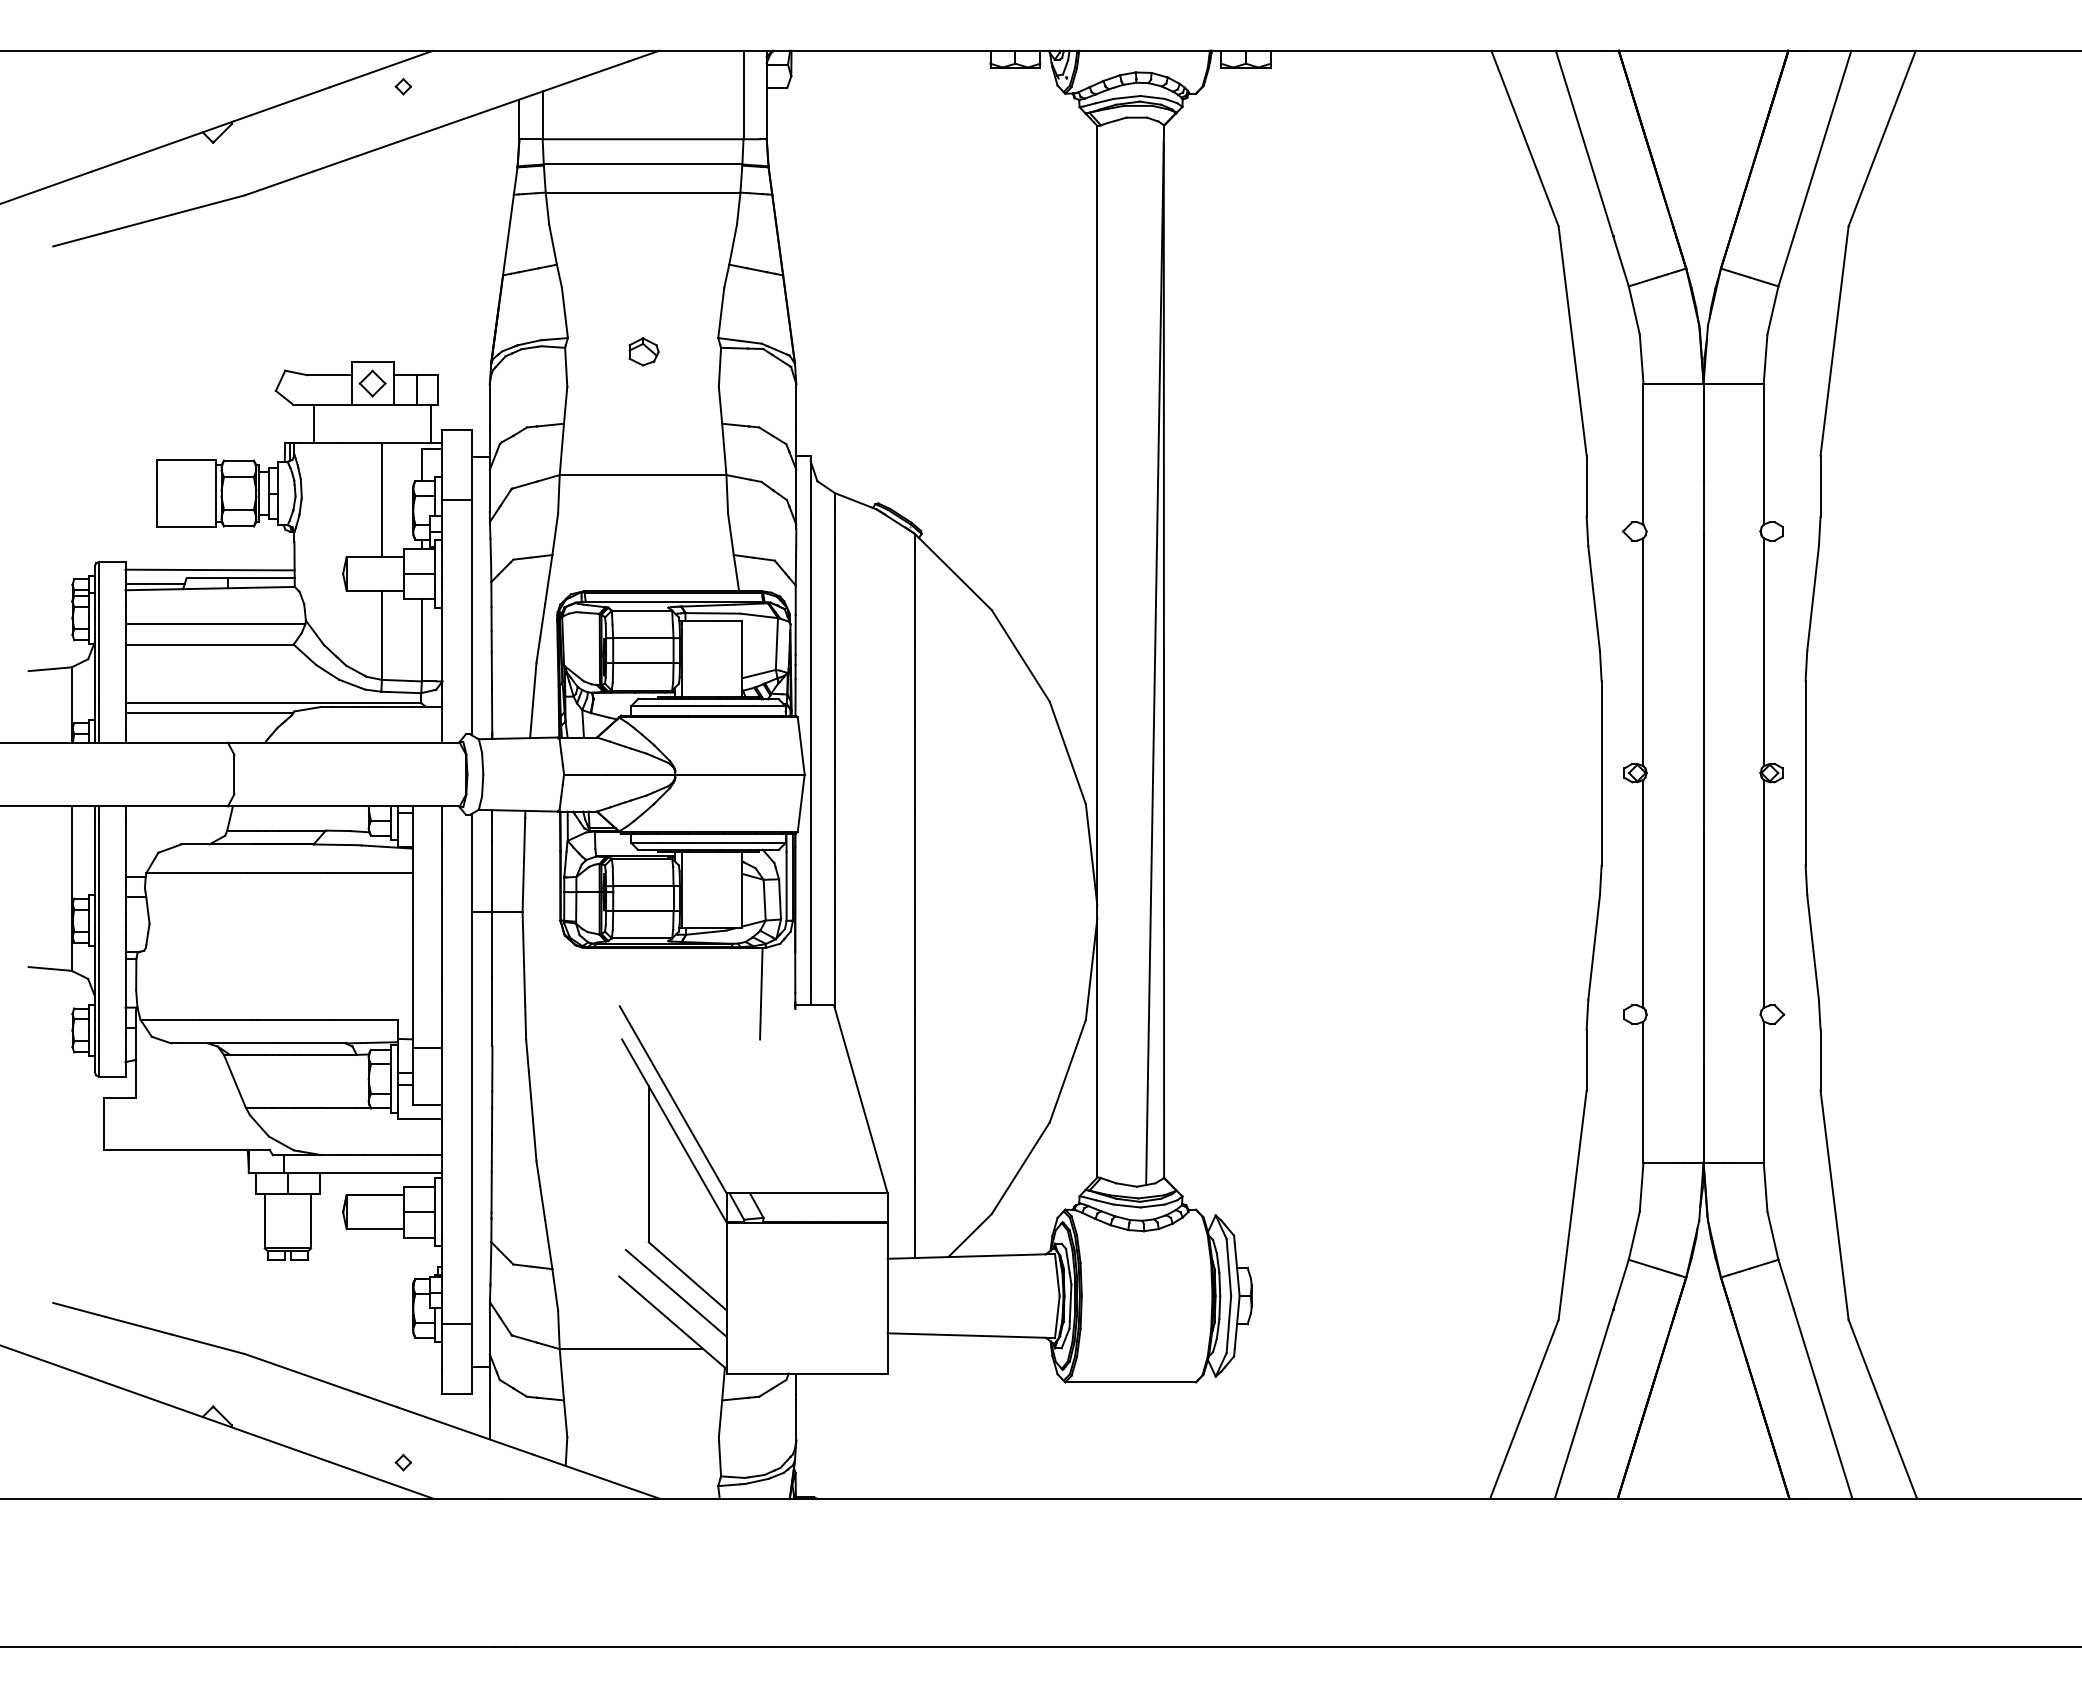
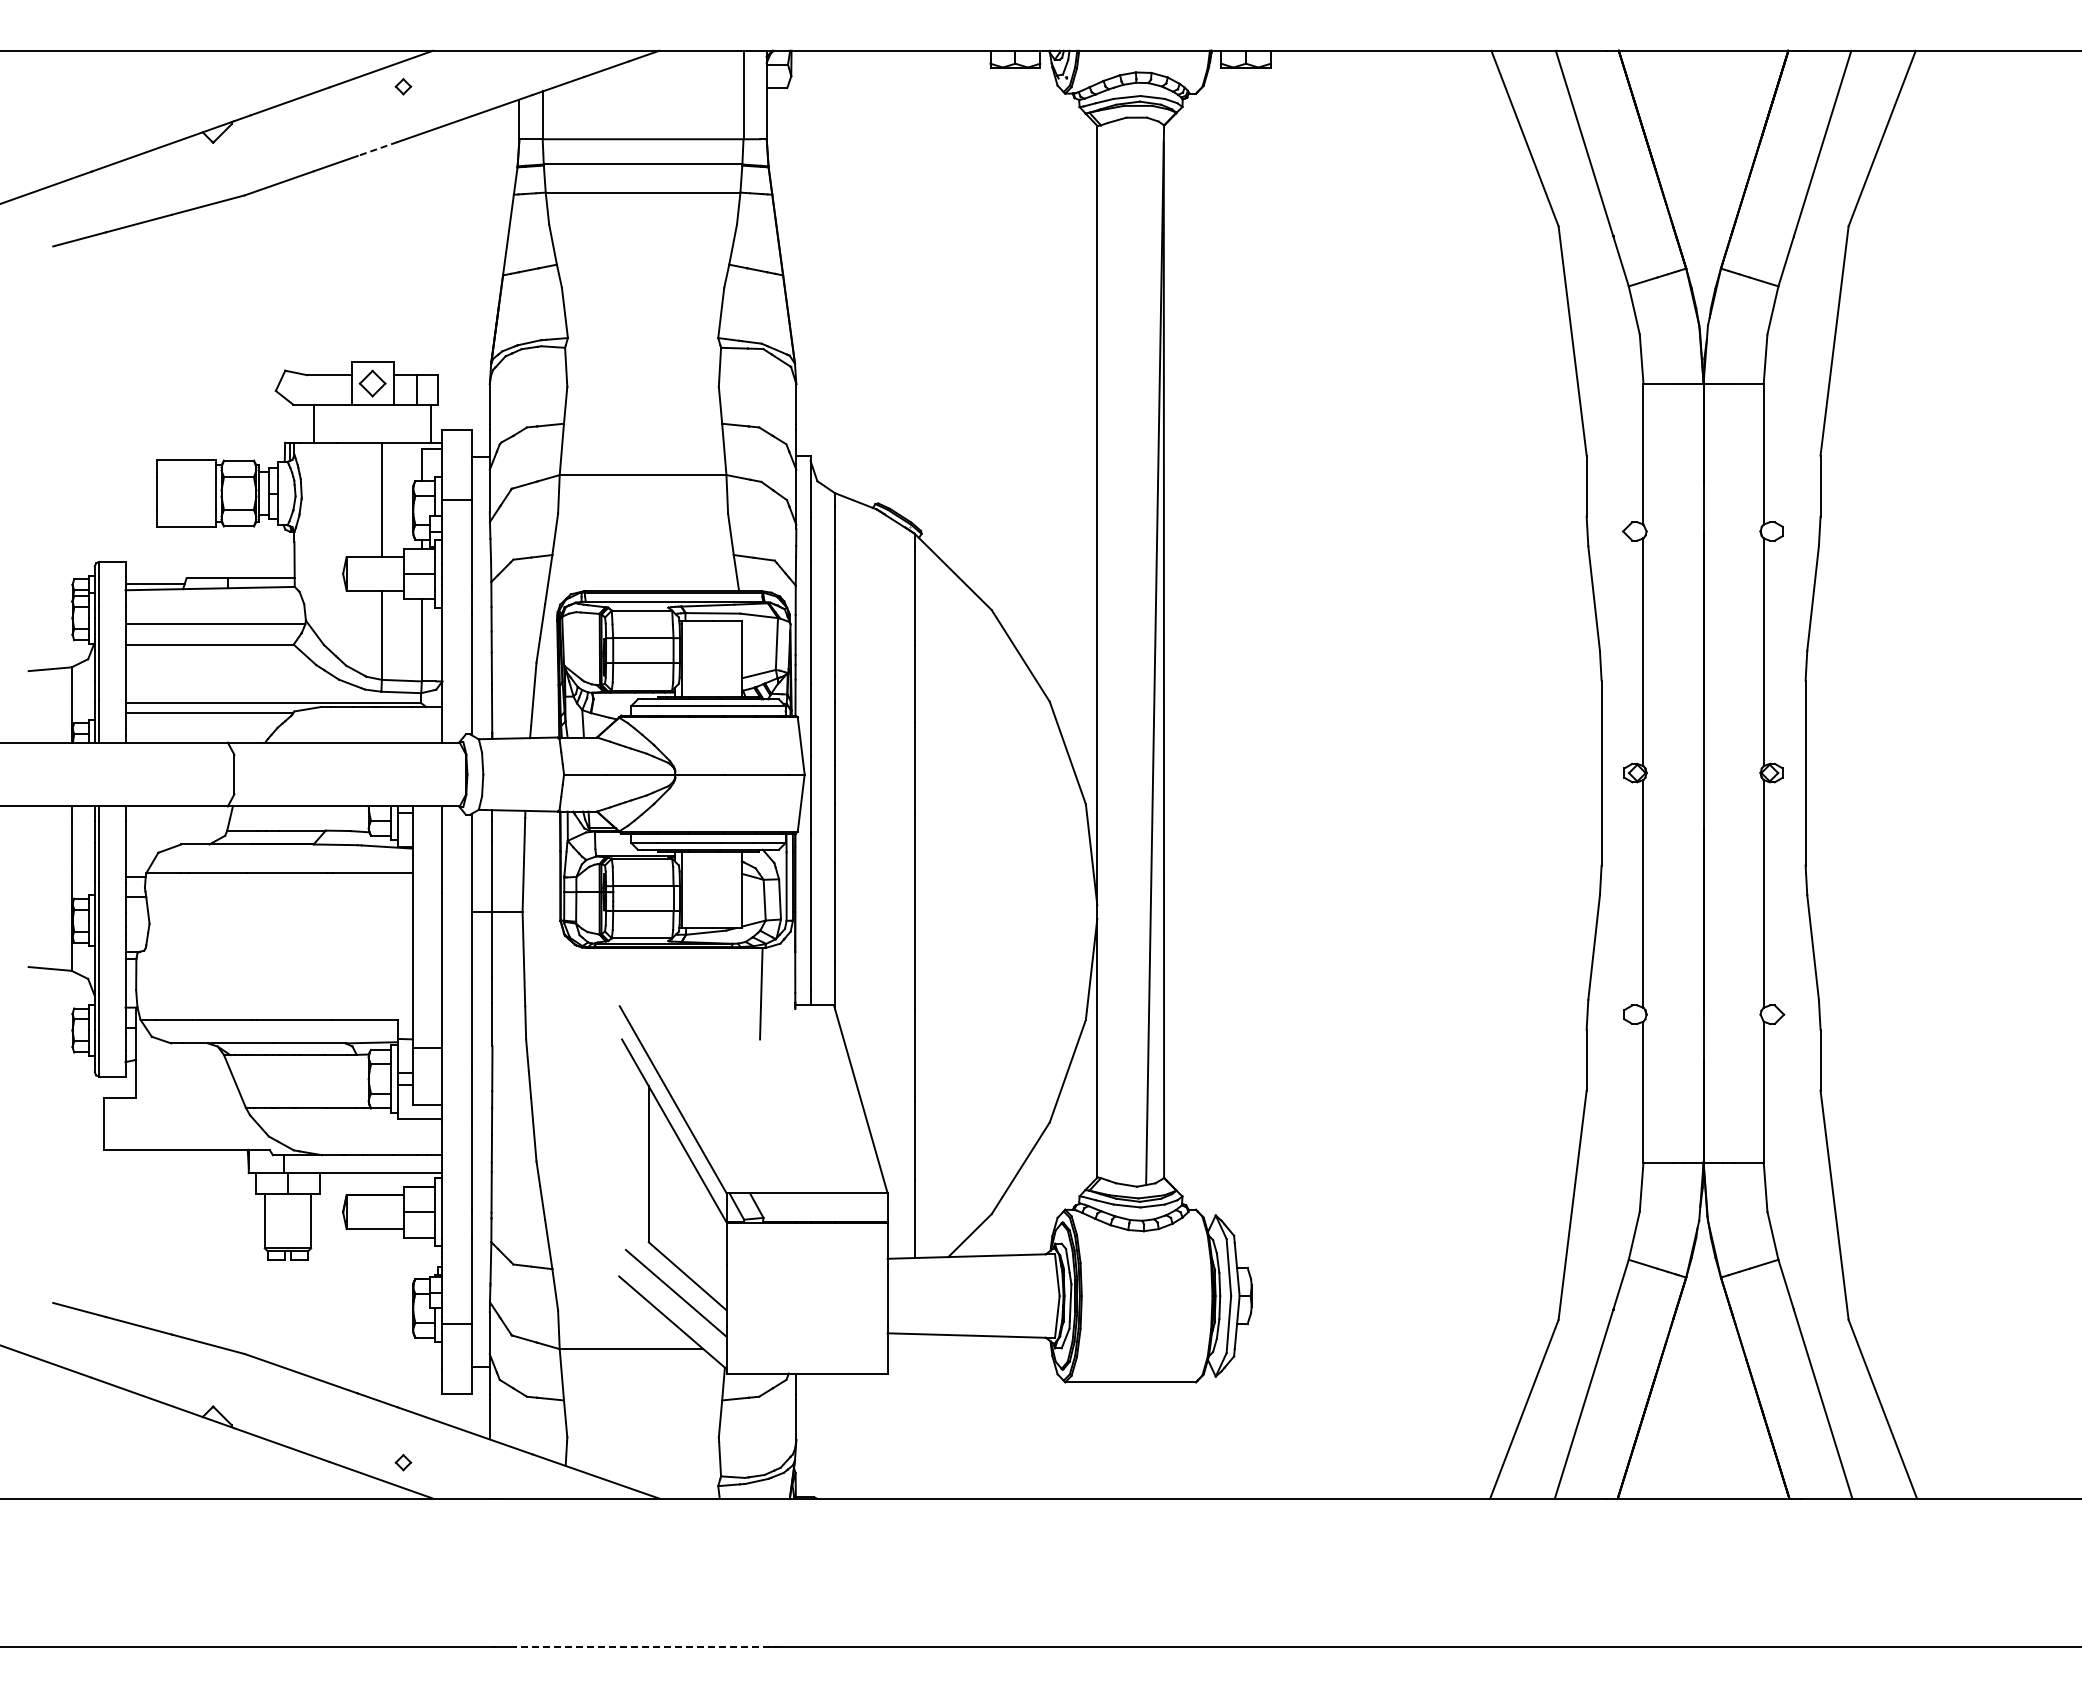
line: solid -> dashed (377, 149)
part: present -> none (643, 351)
line: present -> none (209, 569)
line: solid -> dashed (643, 1647)
